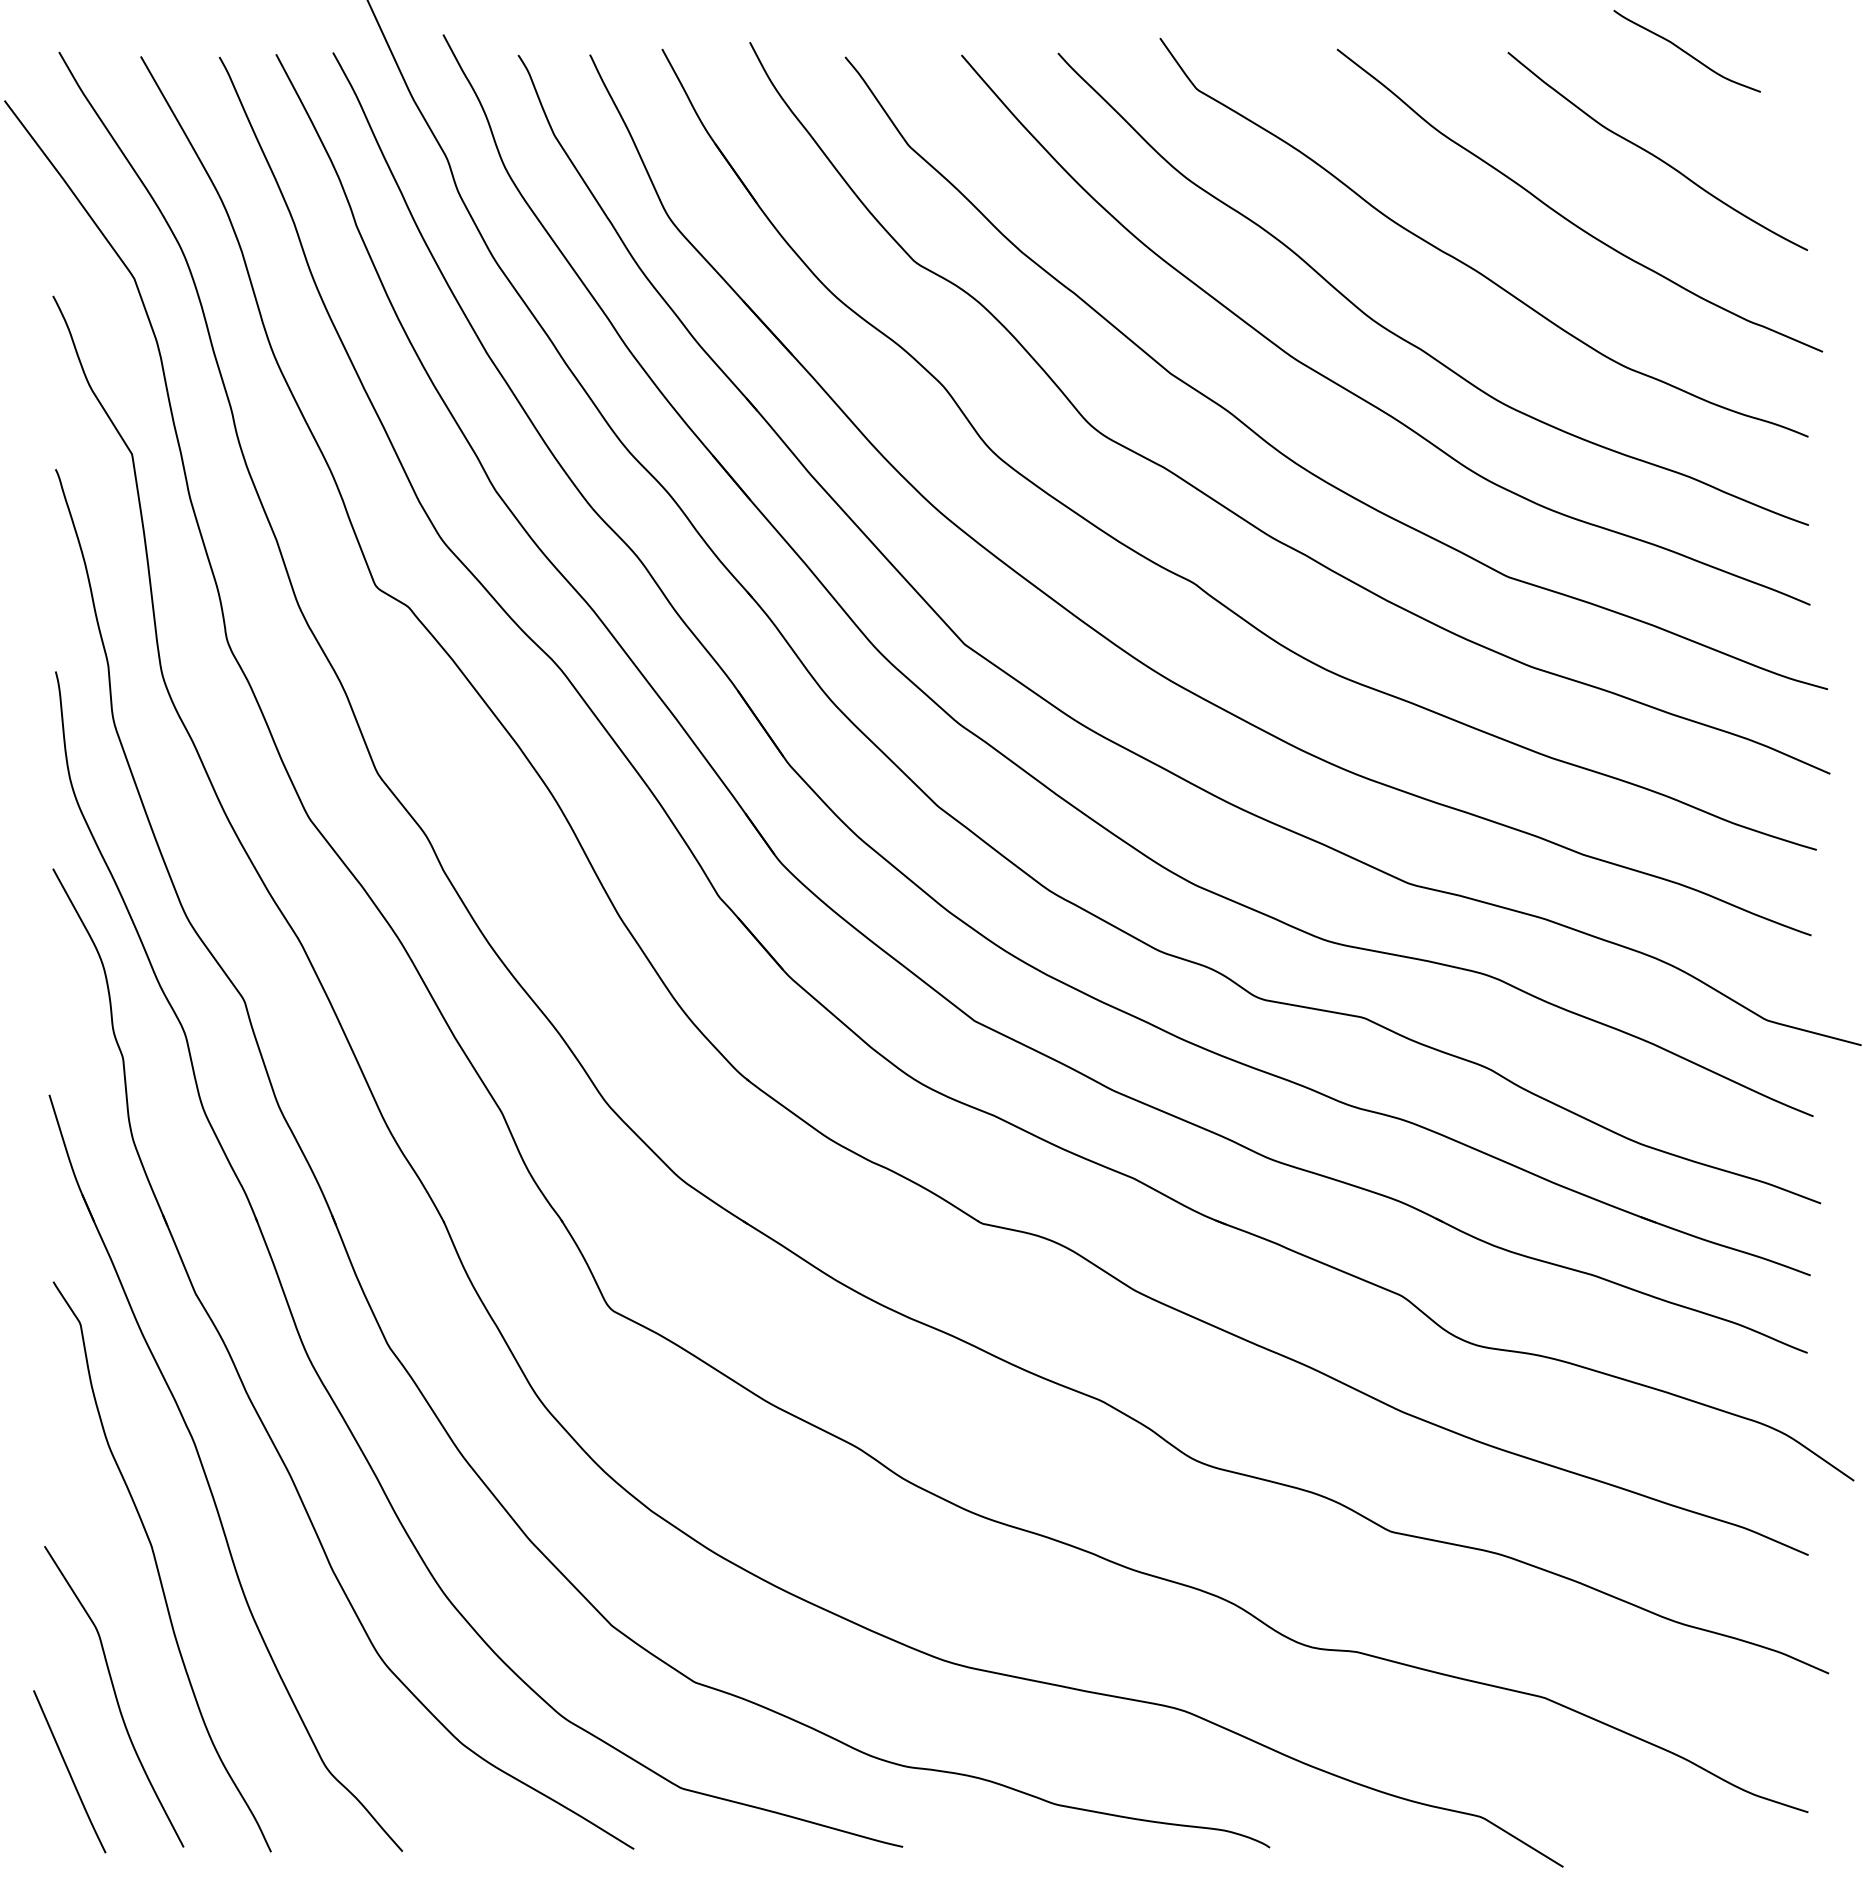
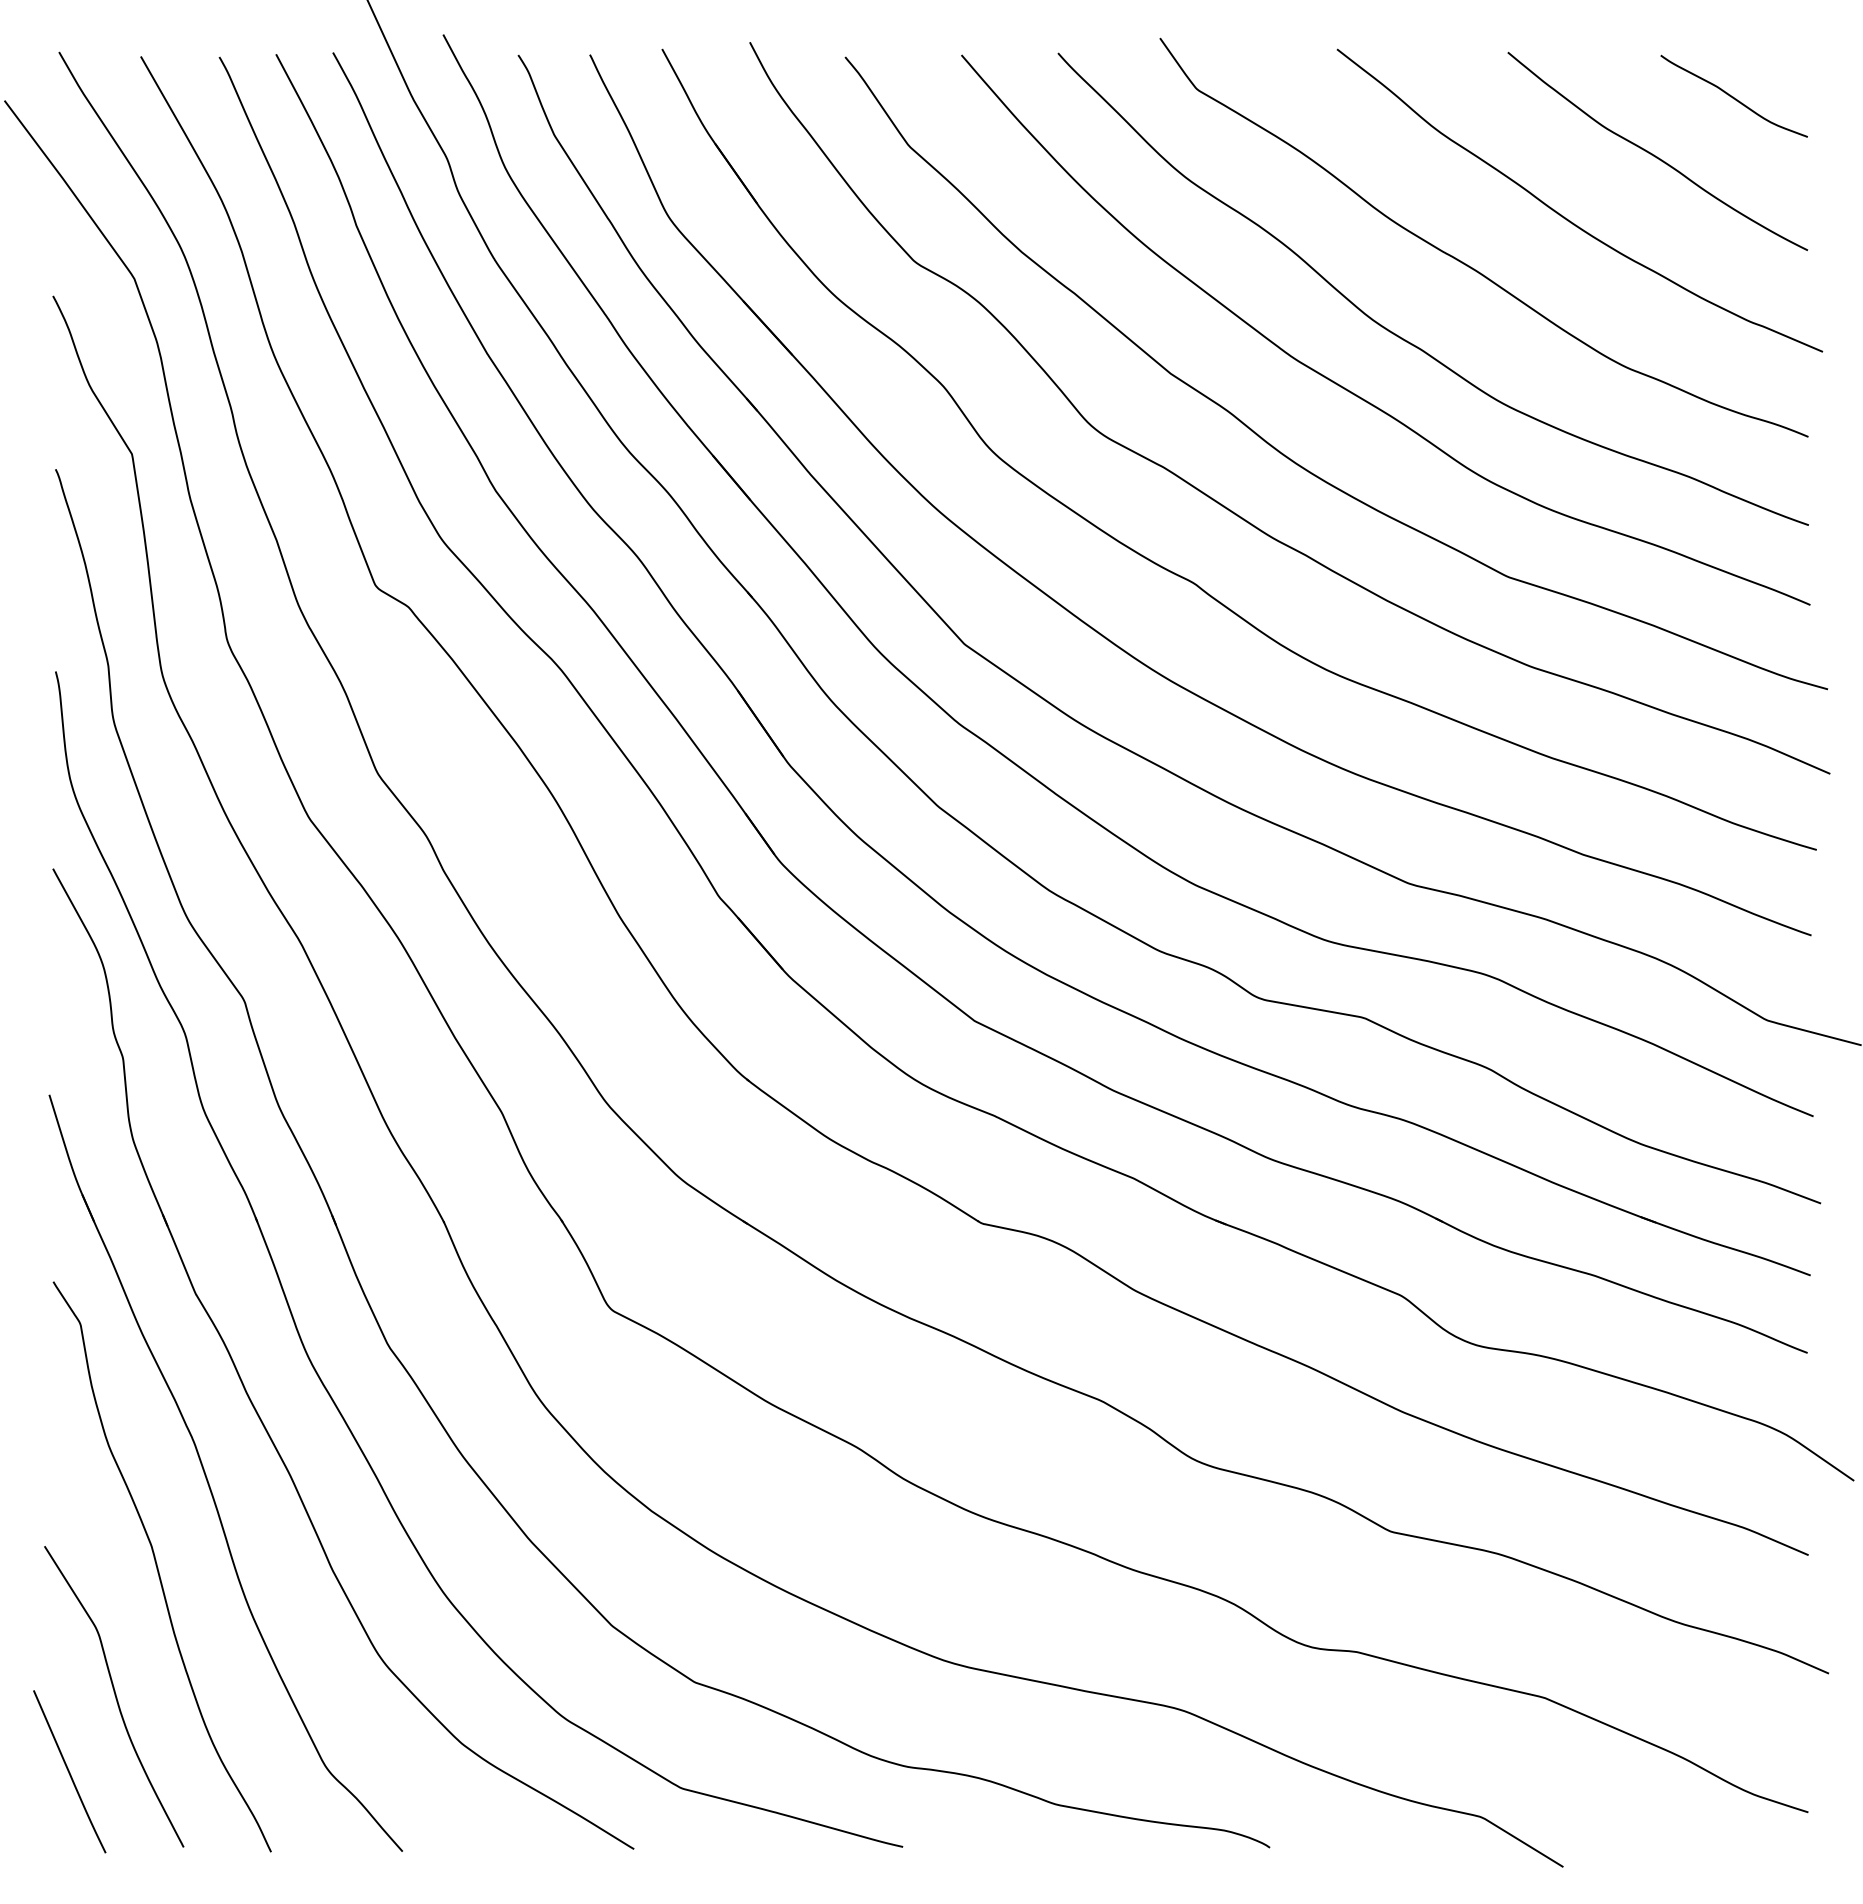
curve position: (1686, 51) -> (1733, 96) (1733, 96)
